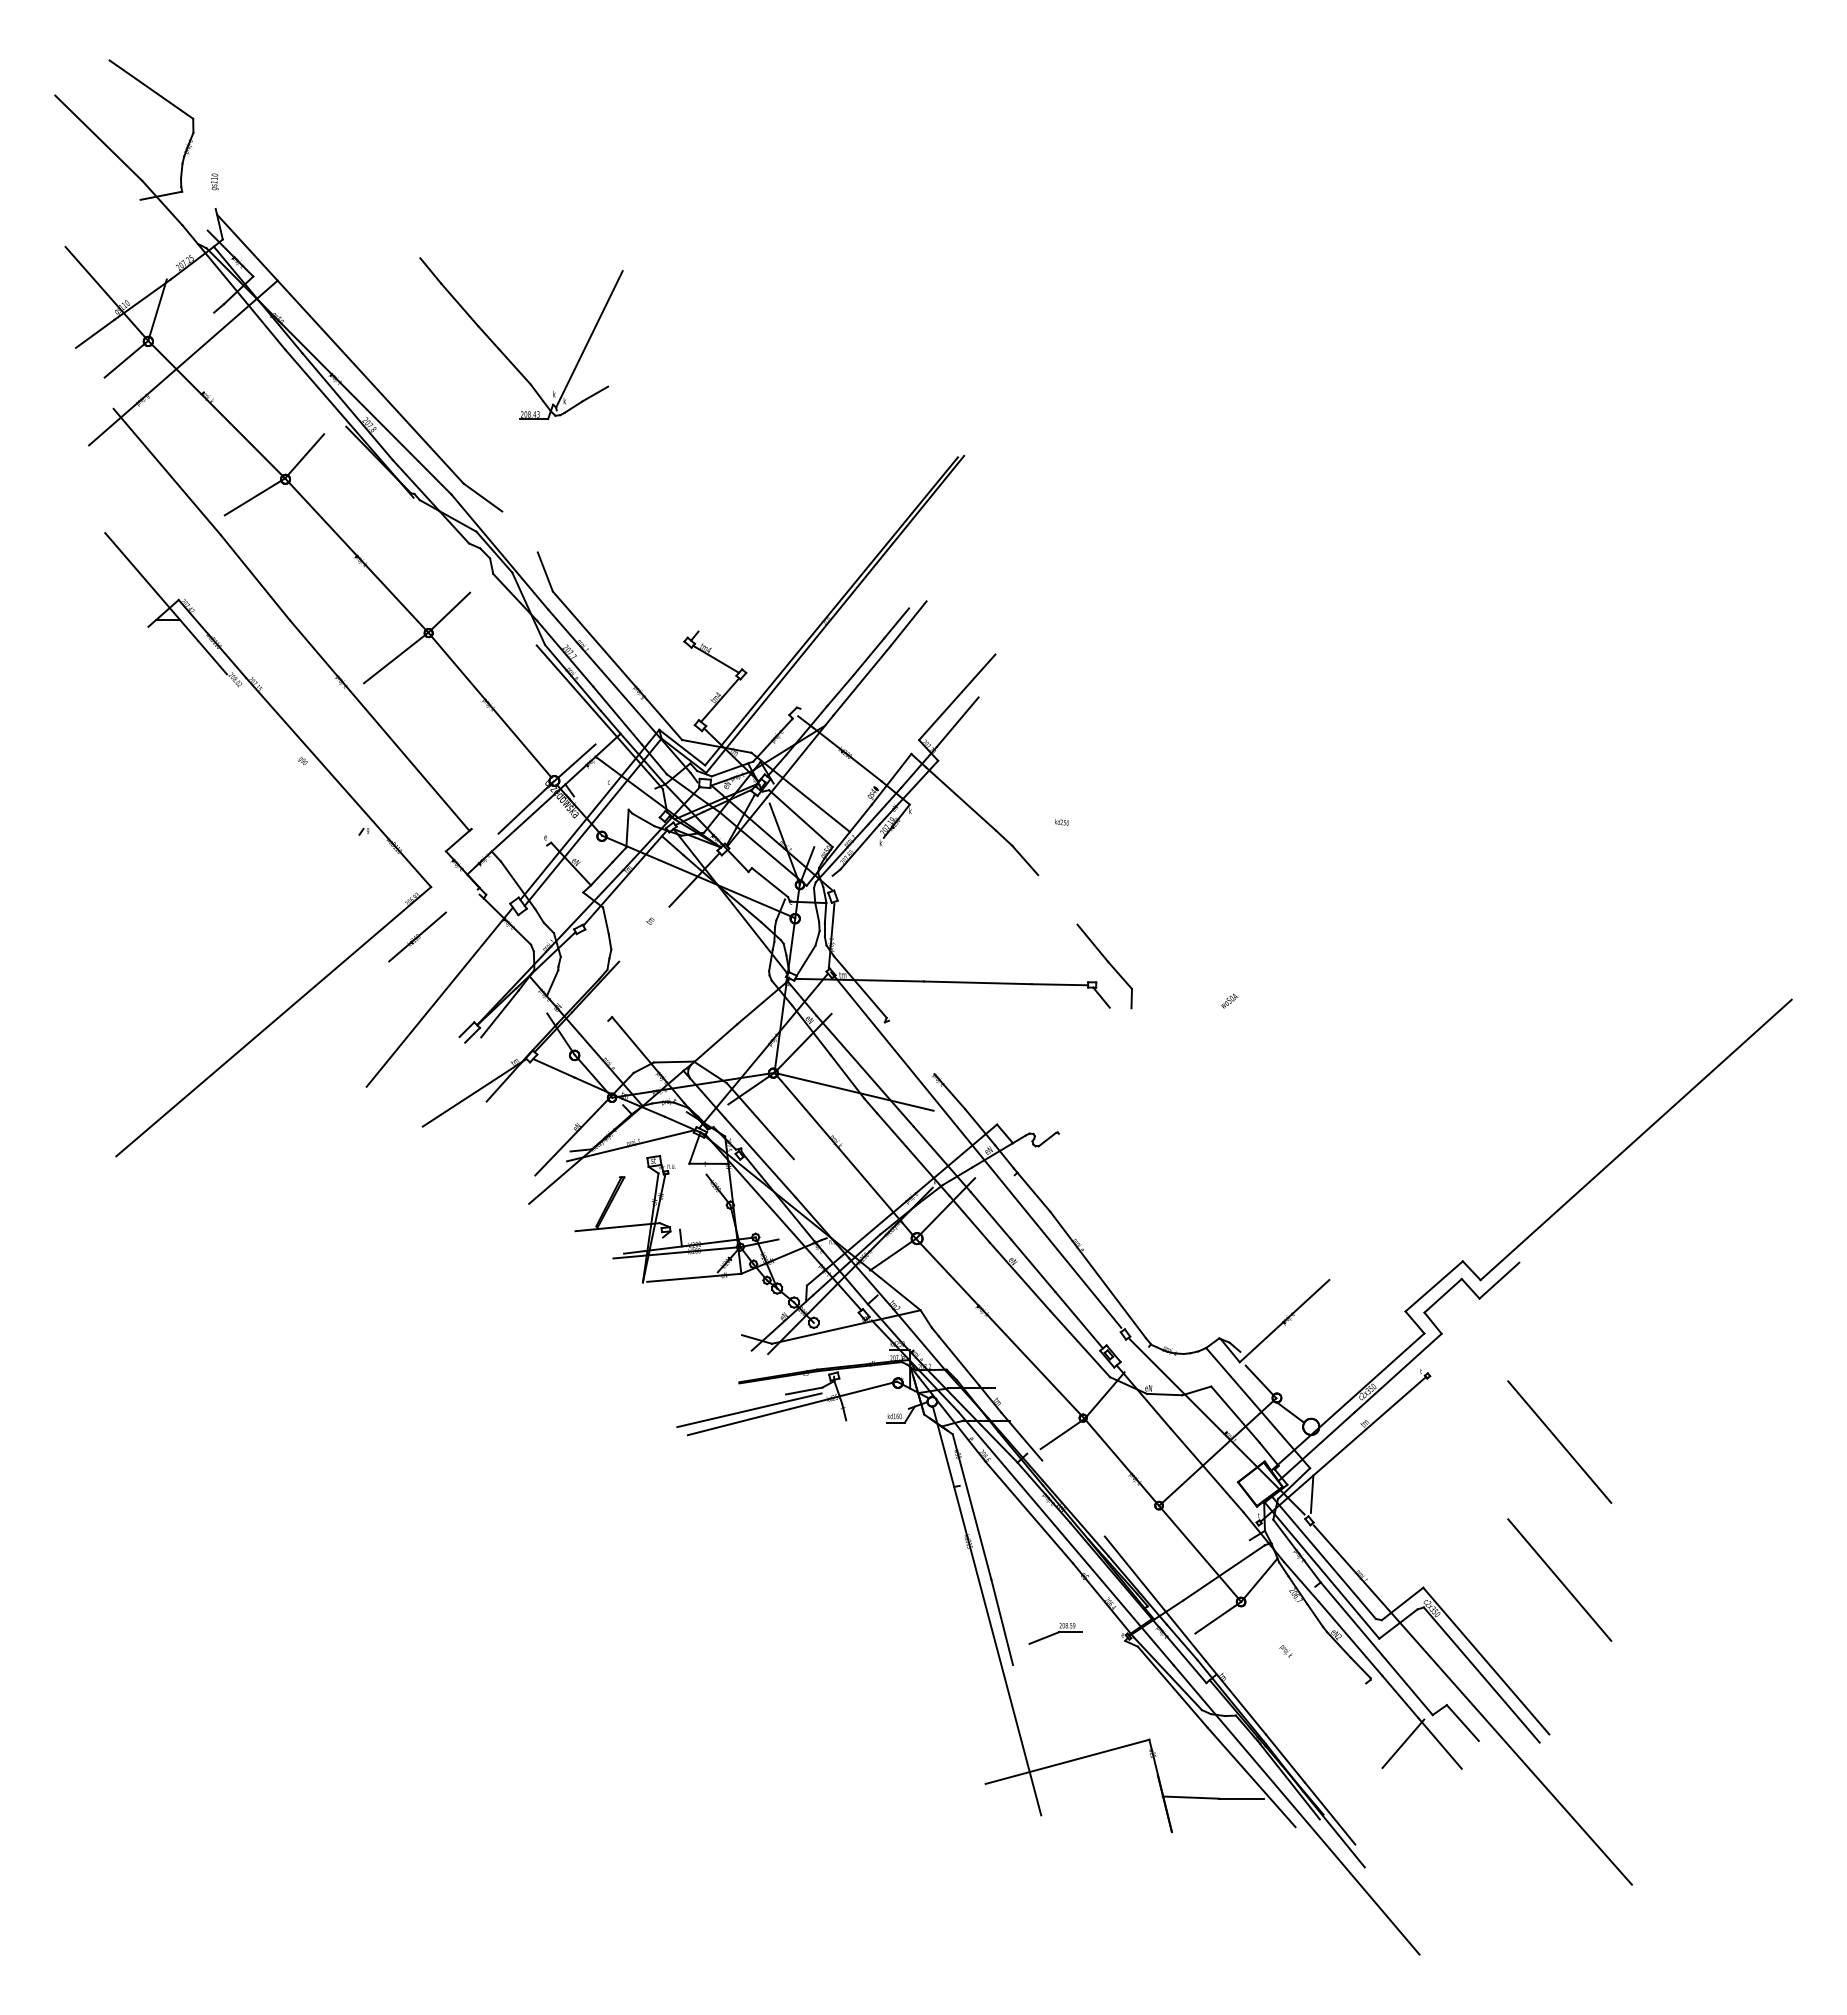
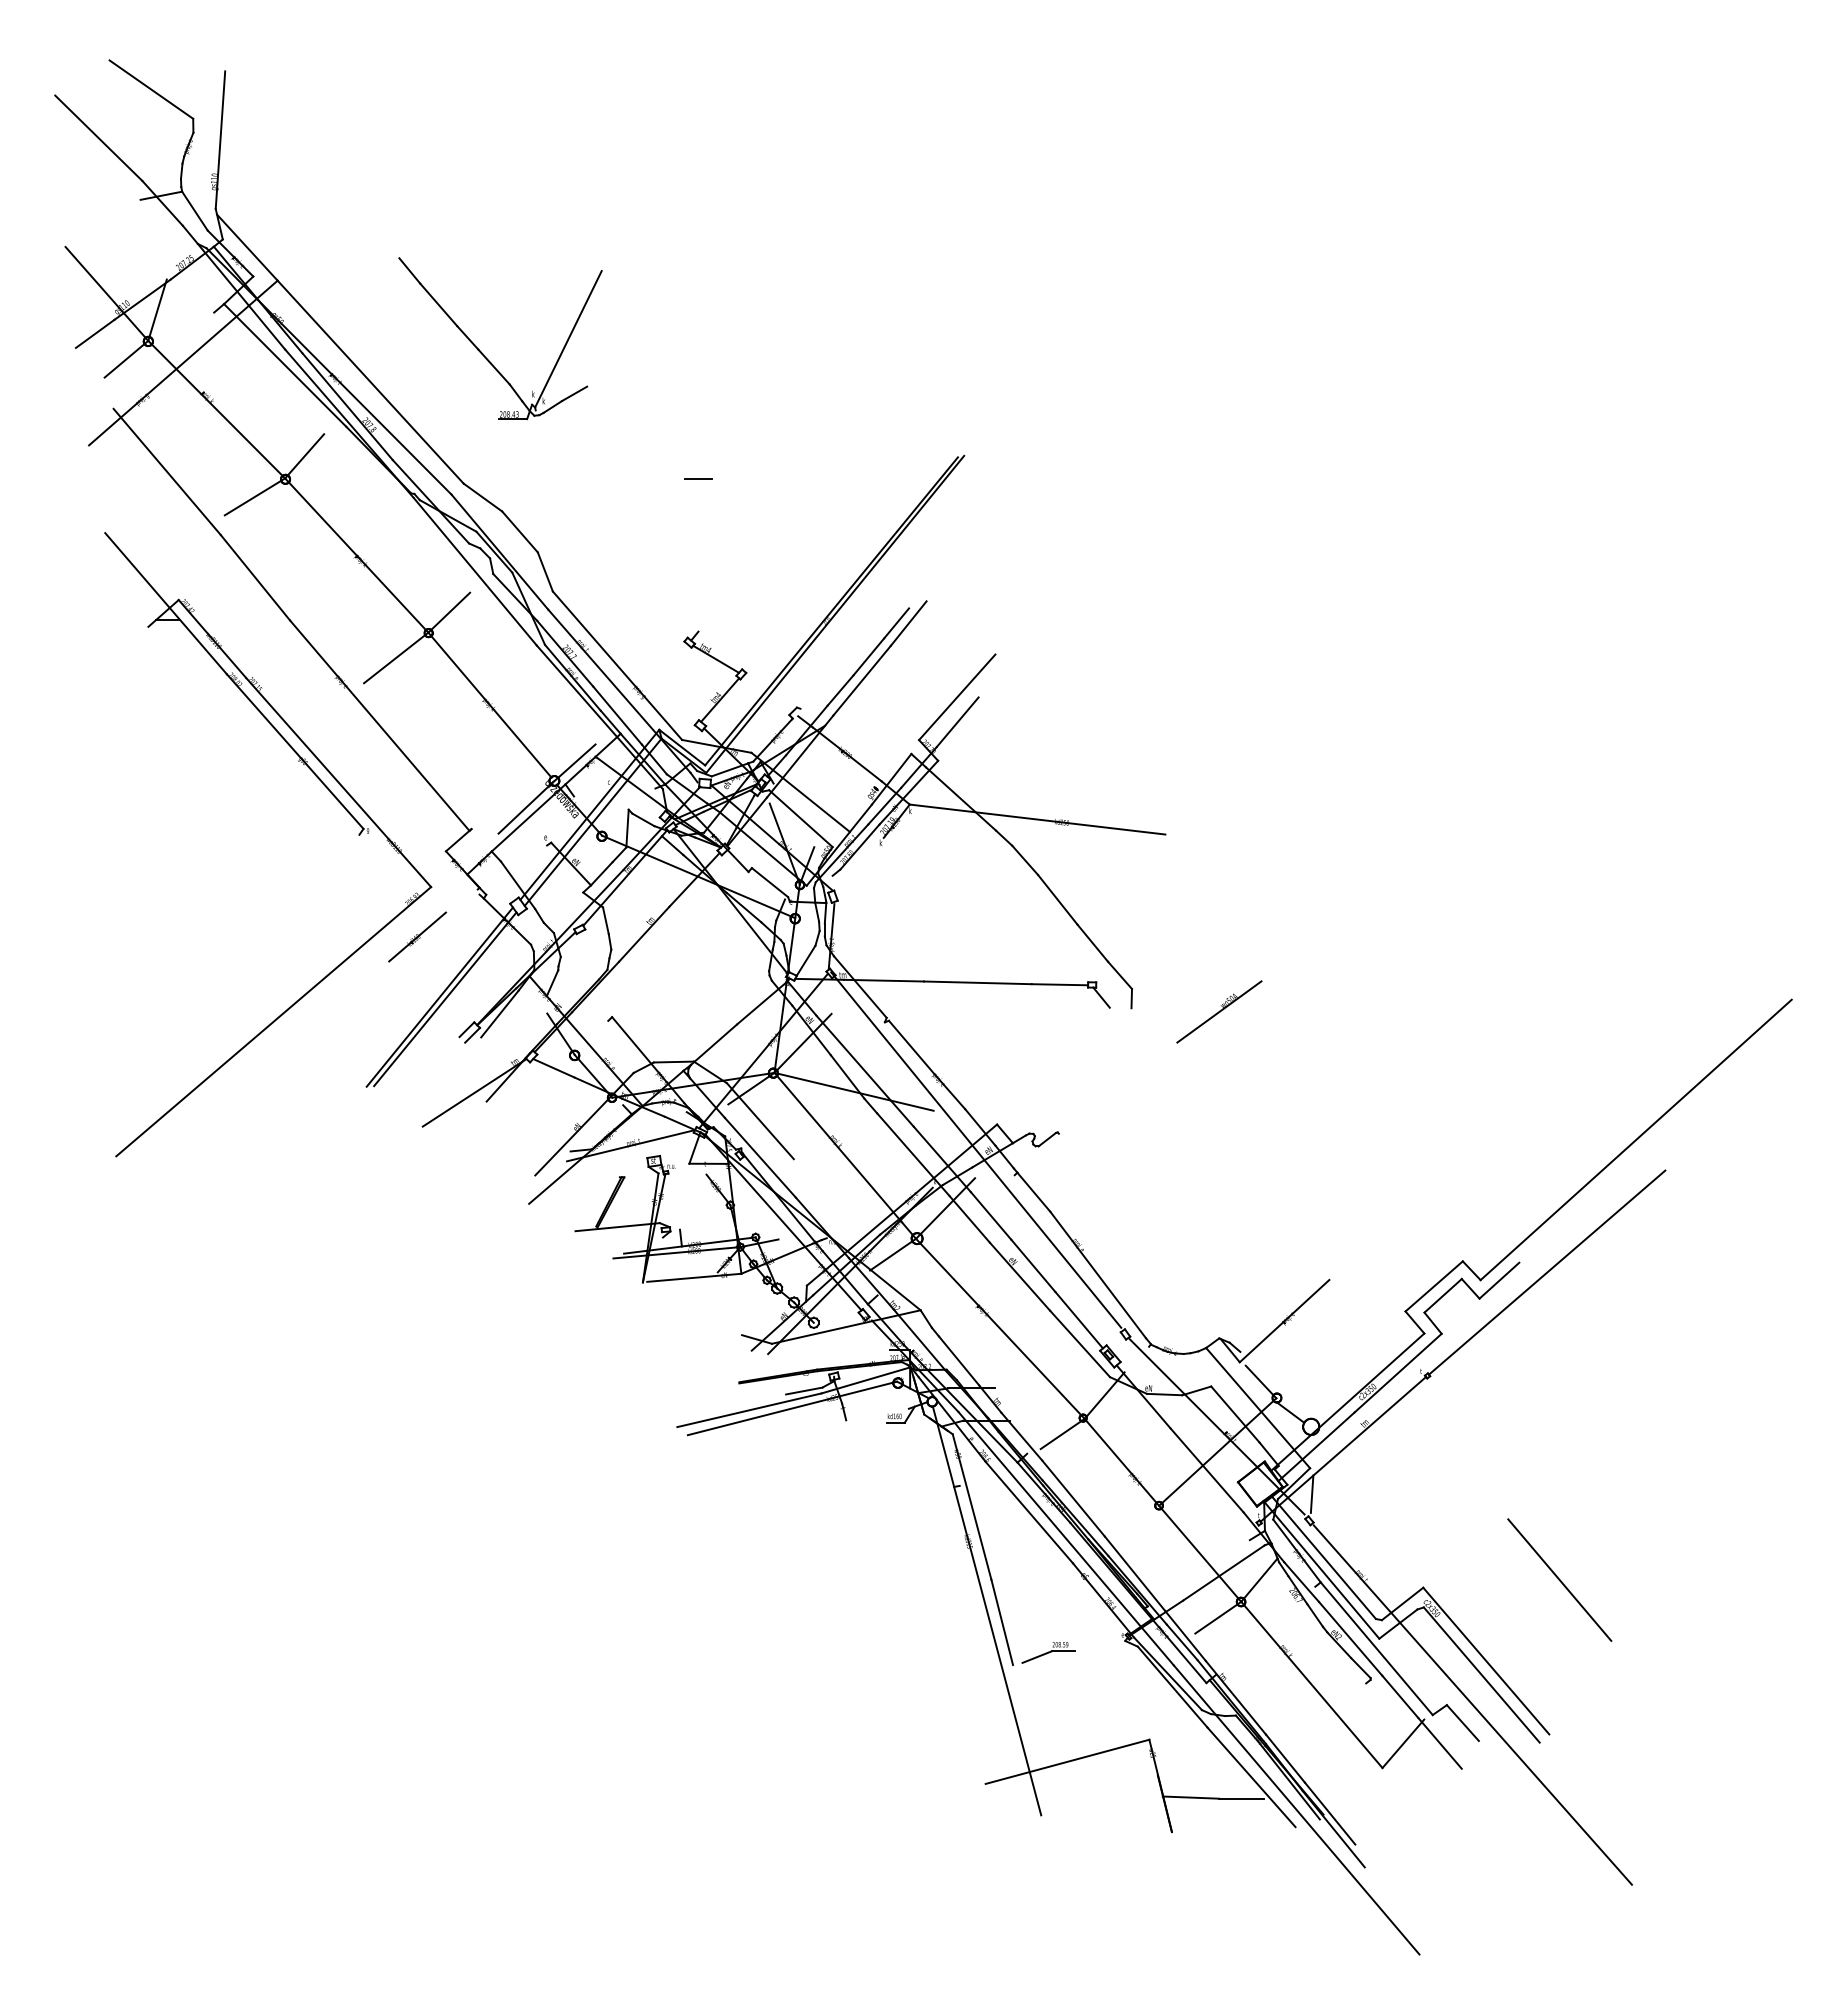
line: none -> present (220, 139)
line: none -> present (194, 210)
part position: (505, 354) -> (484, 354) (484, 354)
line: none -> present (285, 365)
line: none -> present (698, 478)
line: none -> present (519, 531)
line: none -> present (474, 571)
line: none -> present (294, 751)
line: none -> present (1037, 819)
line: none -> present (1057, 899)
line: none -> present (644, 933)
line: none -> present (445, 999)
line: none -> present (1219, 1011)
line: none -> present (911, 1047)
line: none -> present (1546, 1272)
line: none -> present (865, 1380)
line: present -> none (1559, 1441)
line: none -> present (1073, 1498)
part position: (1055, 1633) -> (1048, 1652) (1048, 1652)
line: none -> present (1311, 1684)
